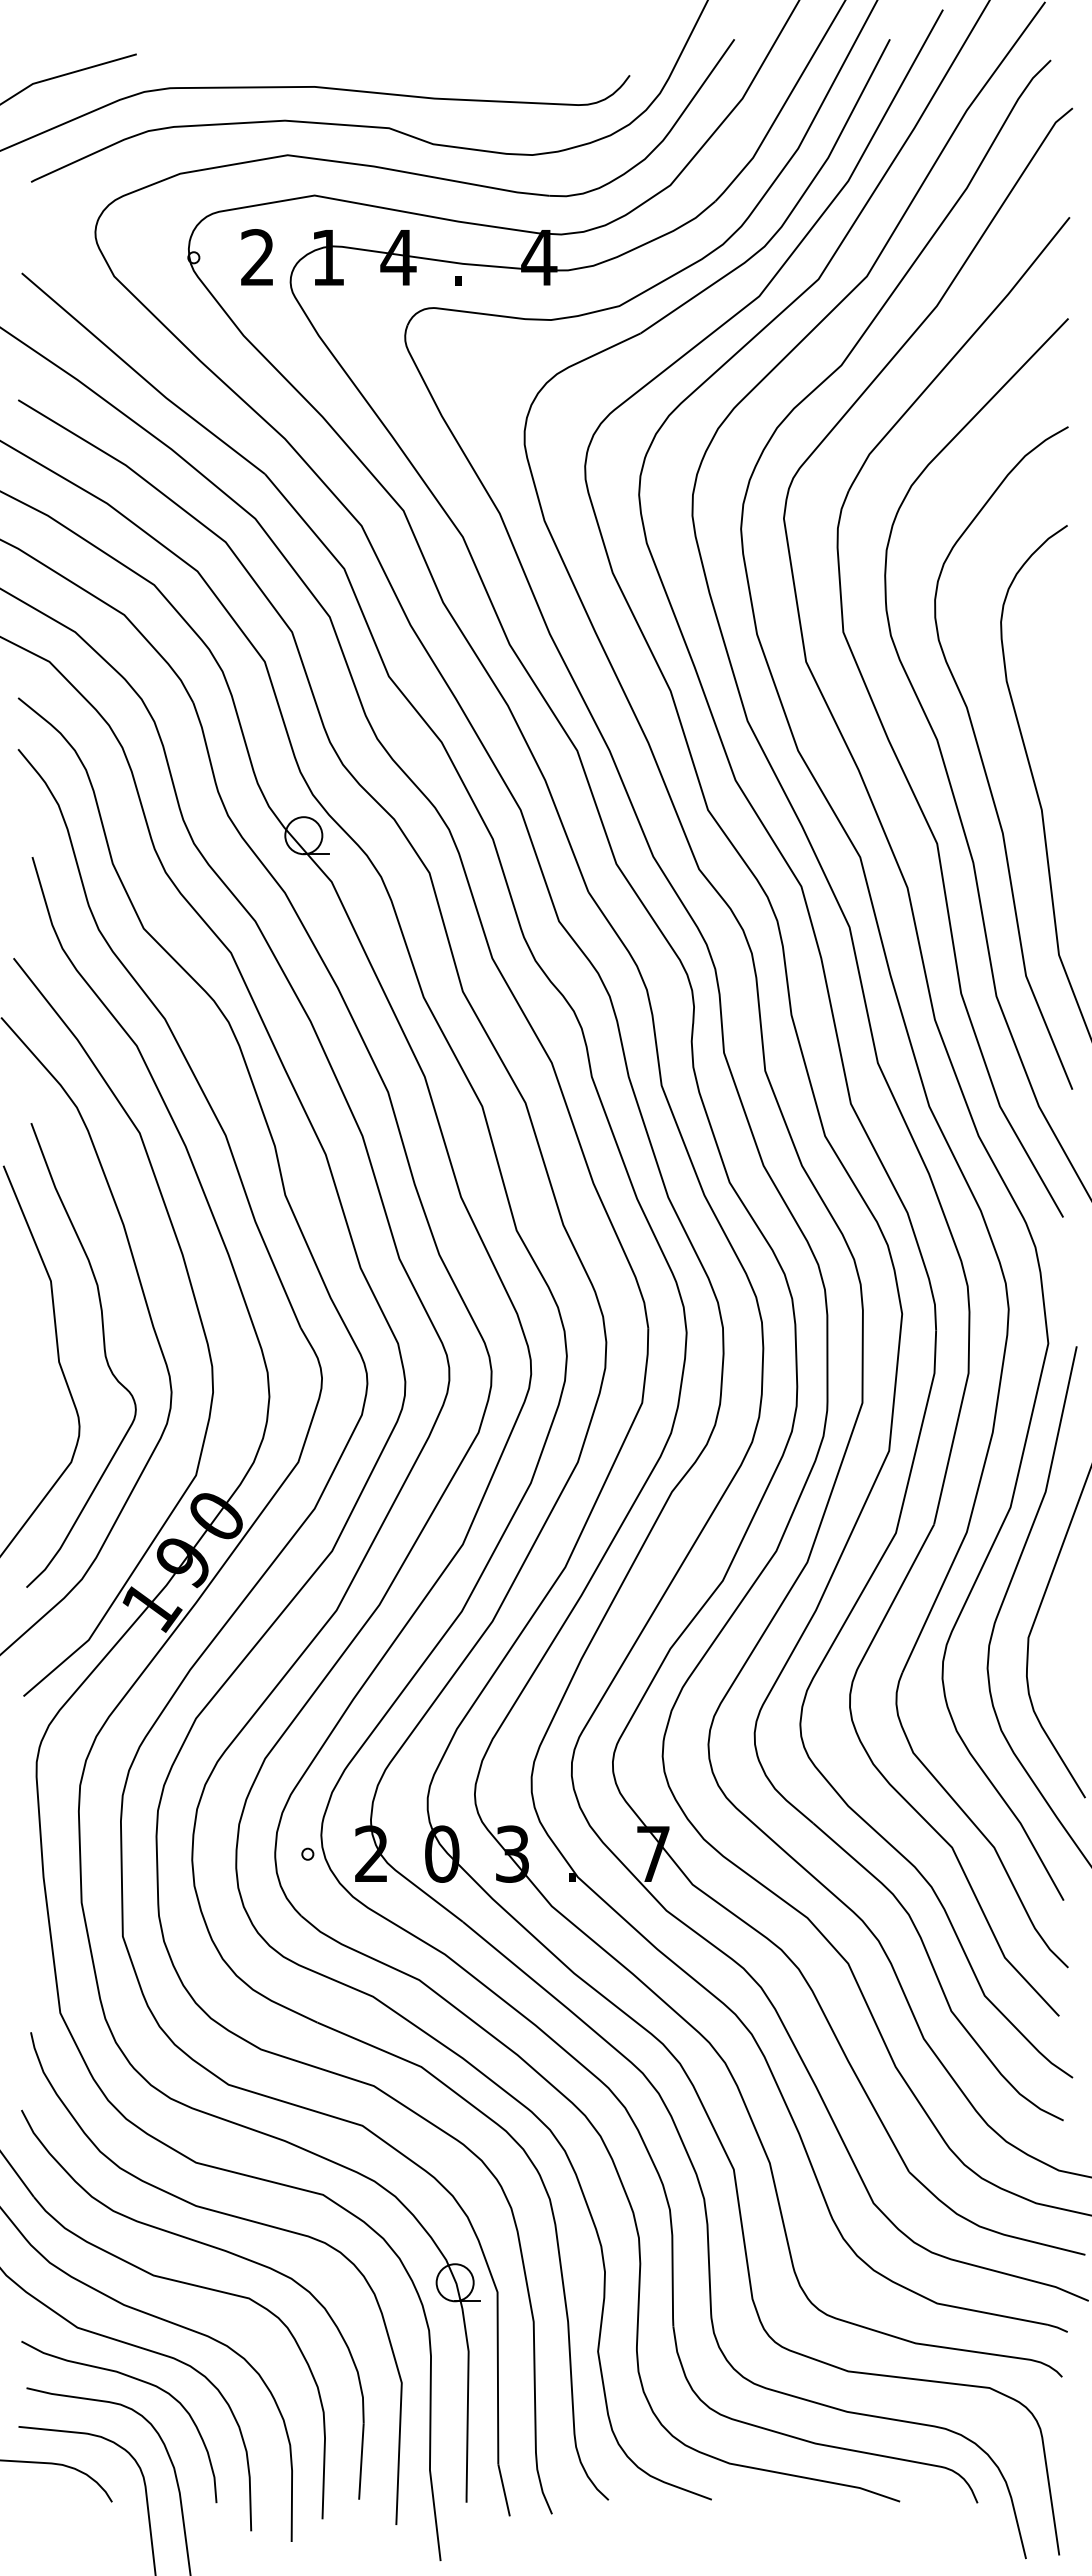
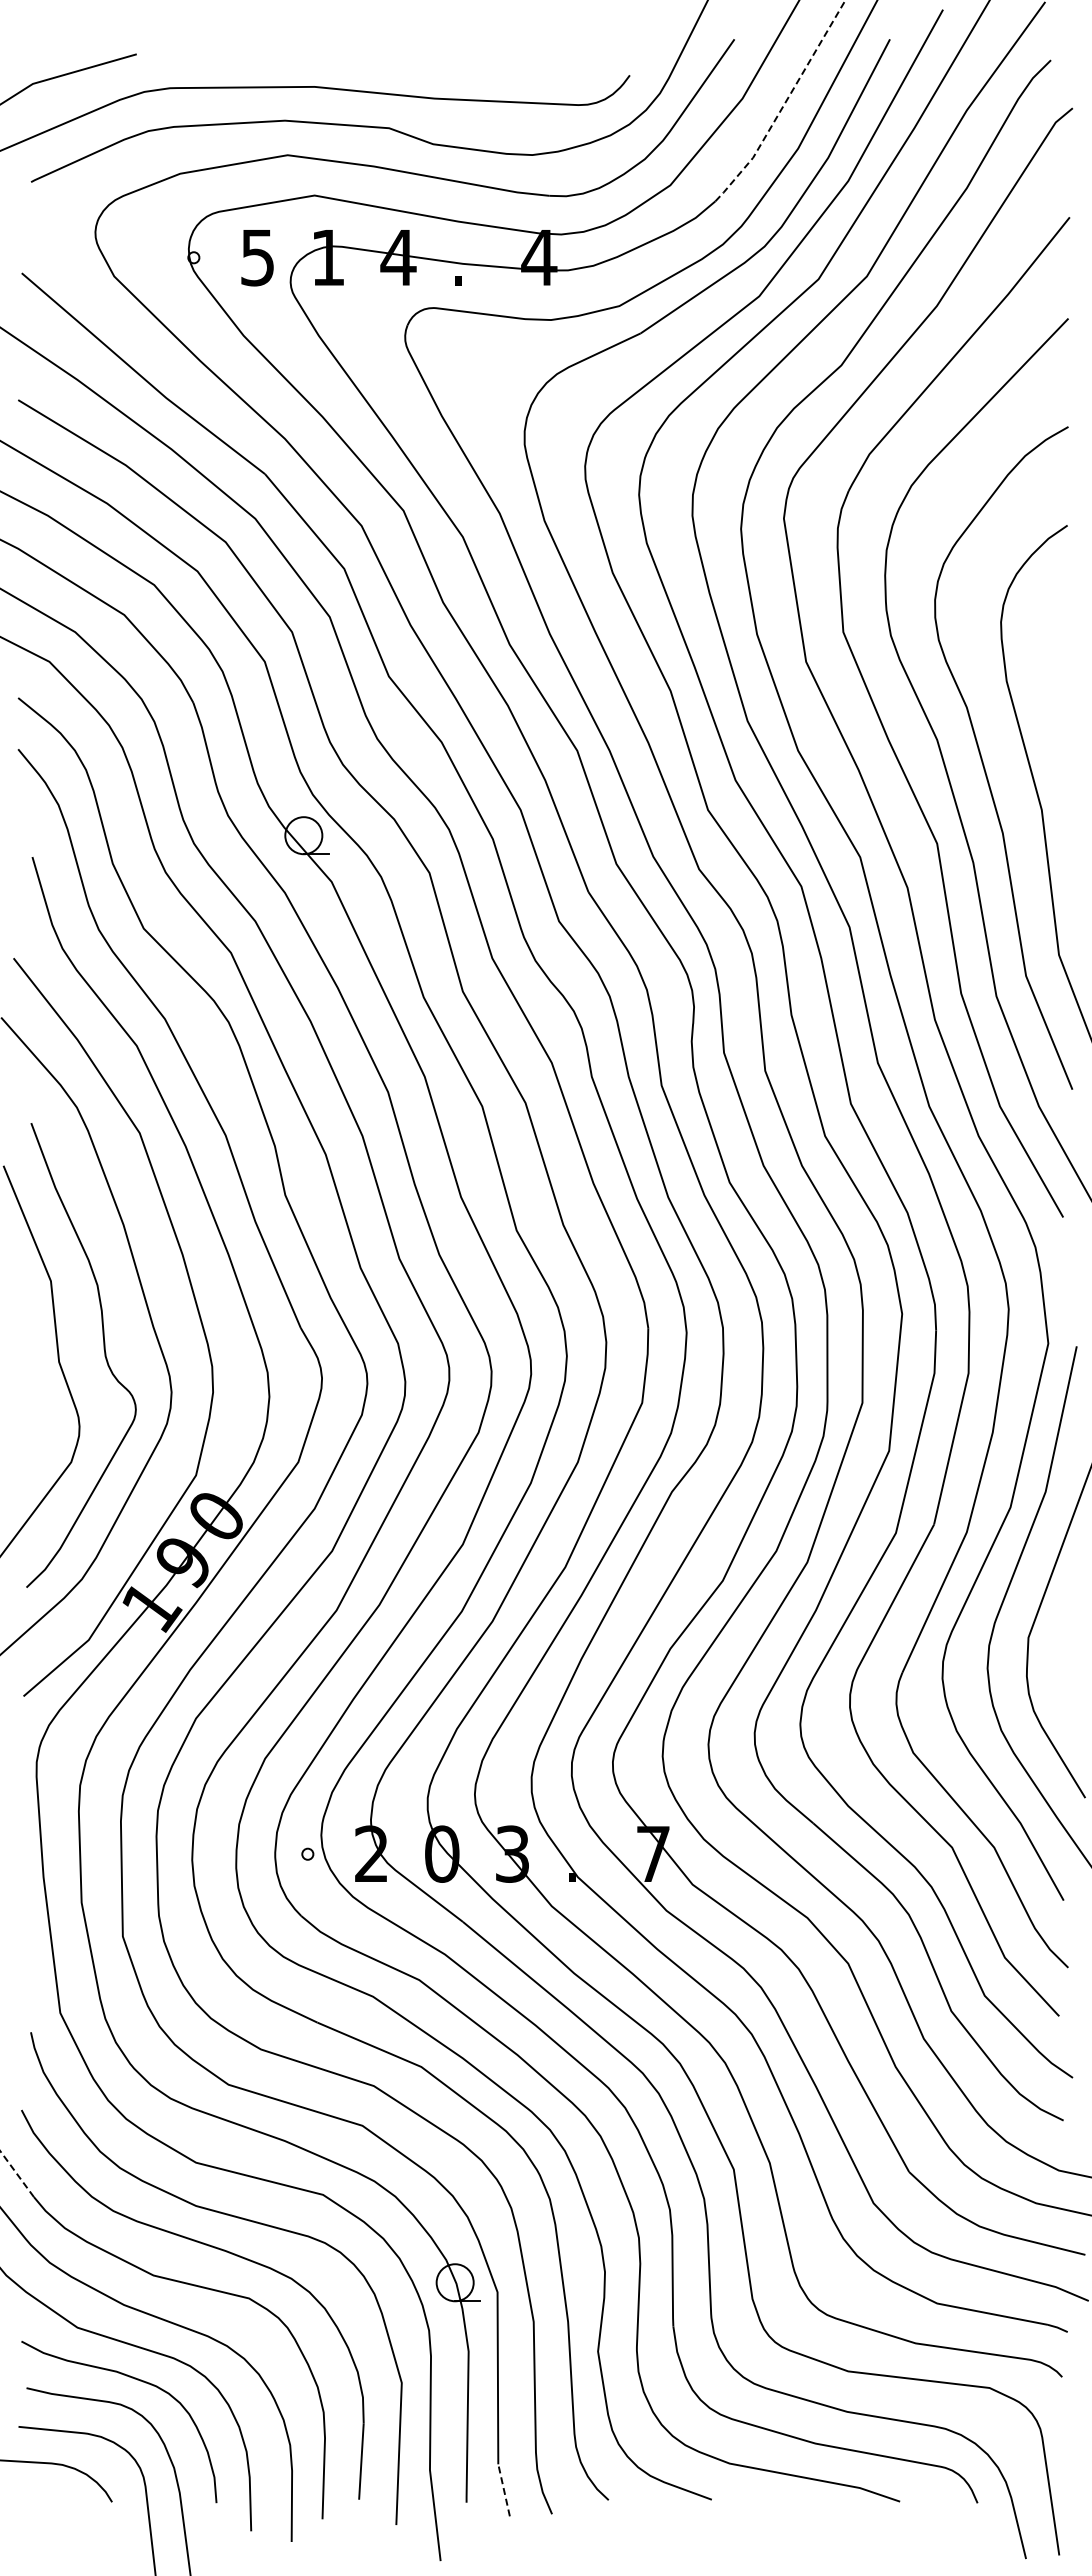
line: solid -> dashed (783, 105)
text: 2 -> 5 (257, 257)
line: solid -> dashed (16, 2173)
line: solid -> dashed (504, 2490)
